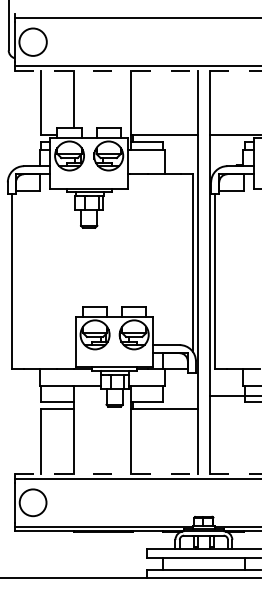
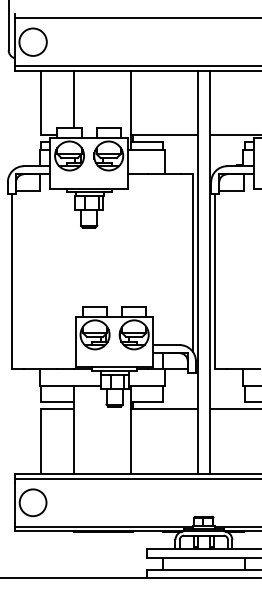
line: dashed -> solid (138, 70)
line position: (233, 395) -> (233, 408) (233, 408)
line: dashed -> solid (138, 474)
